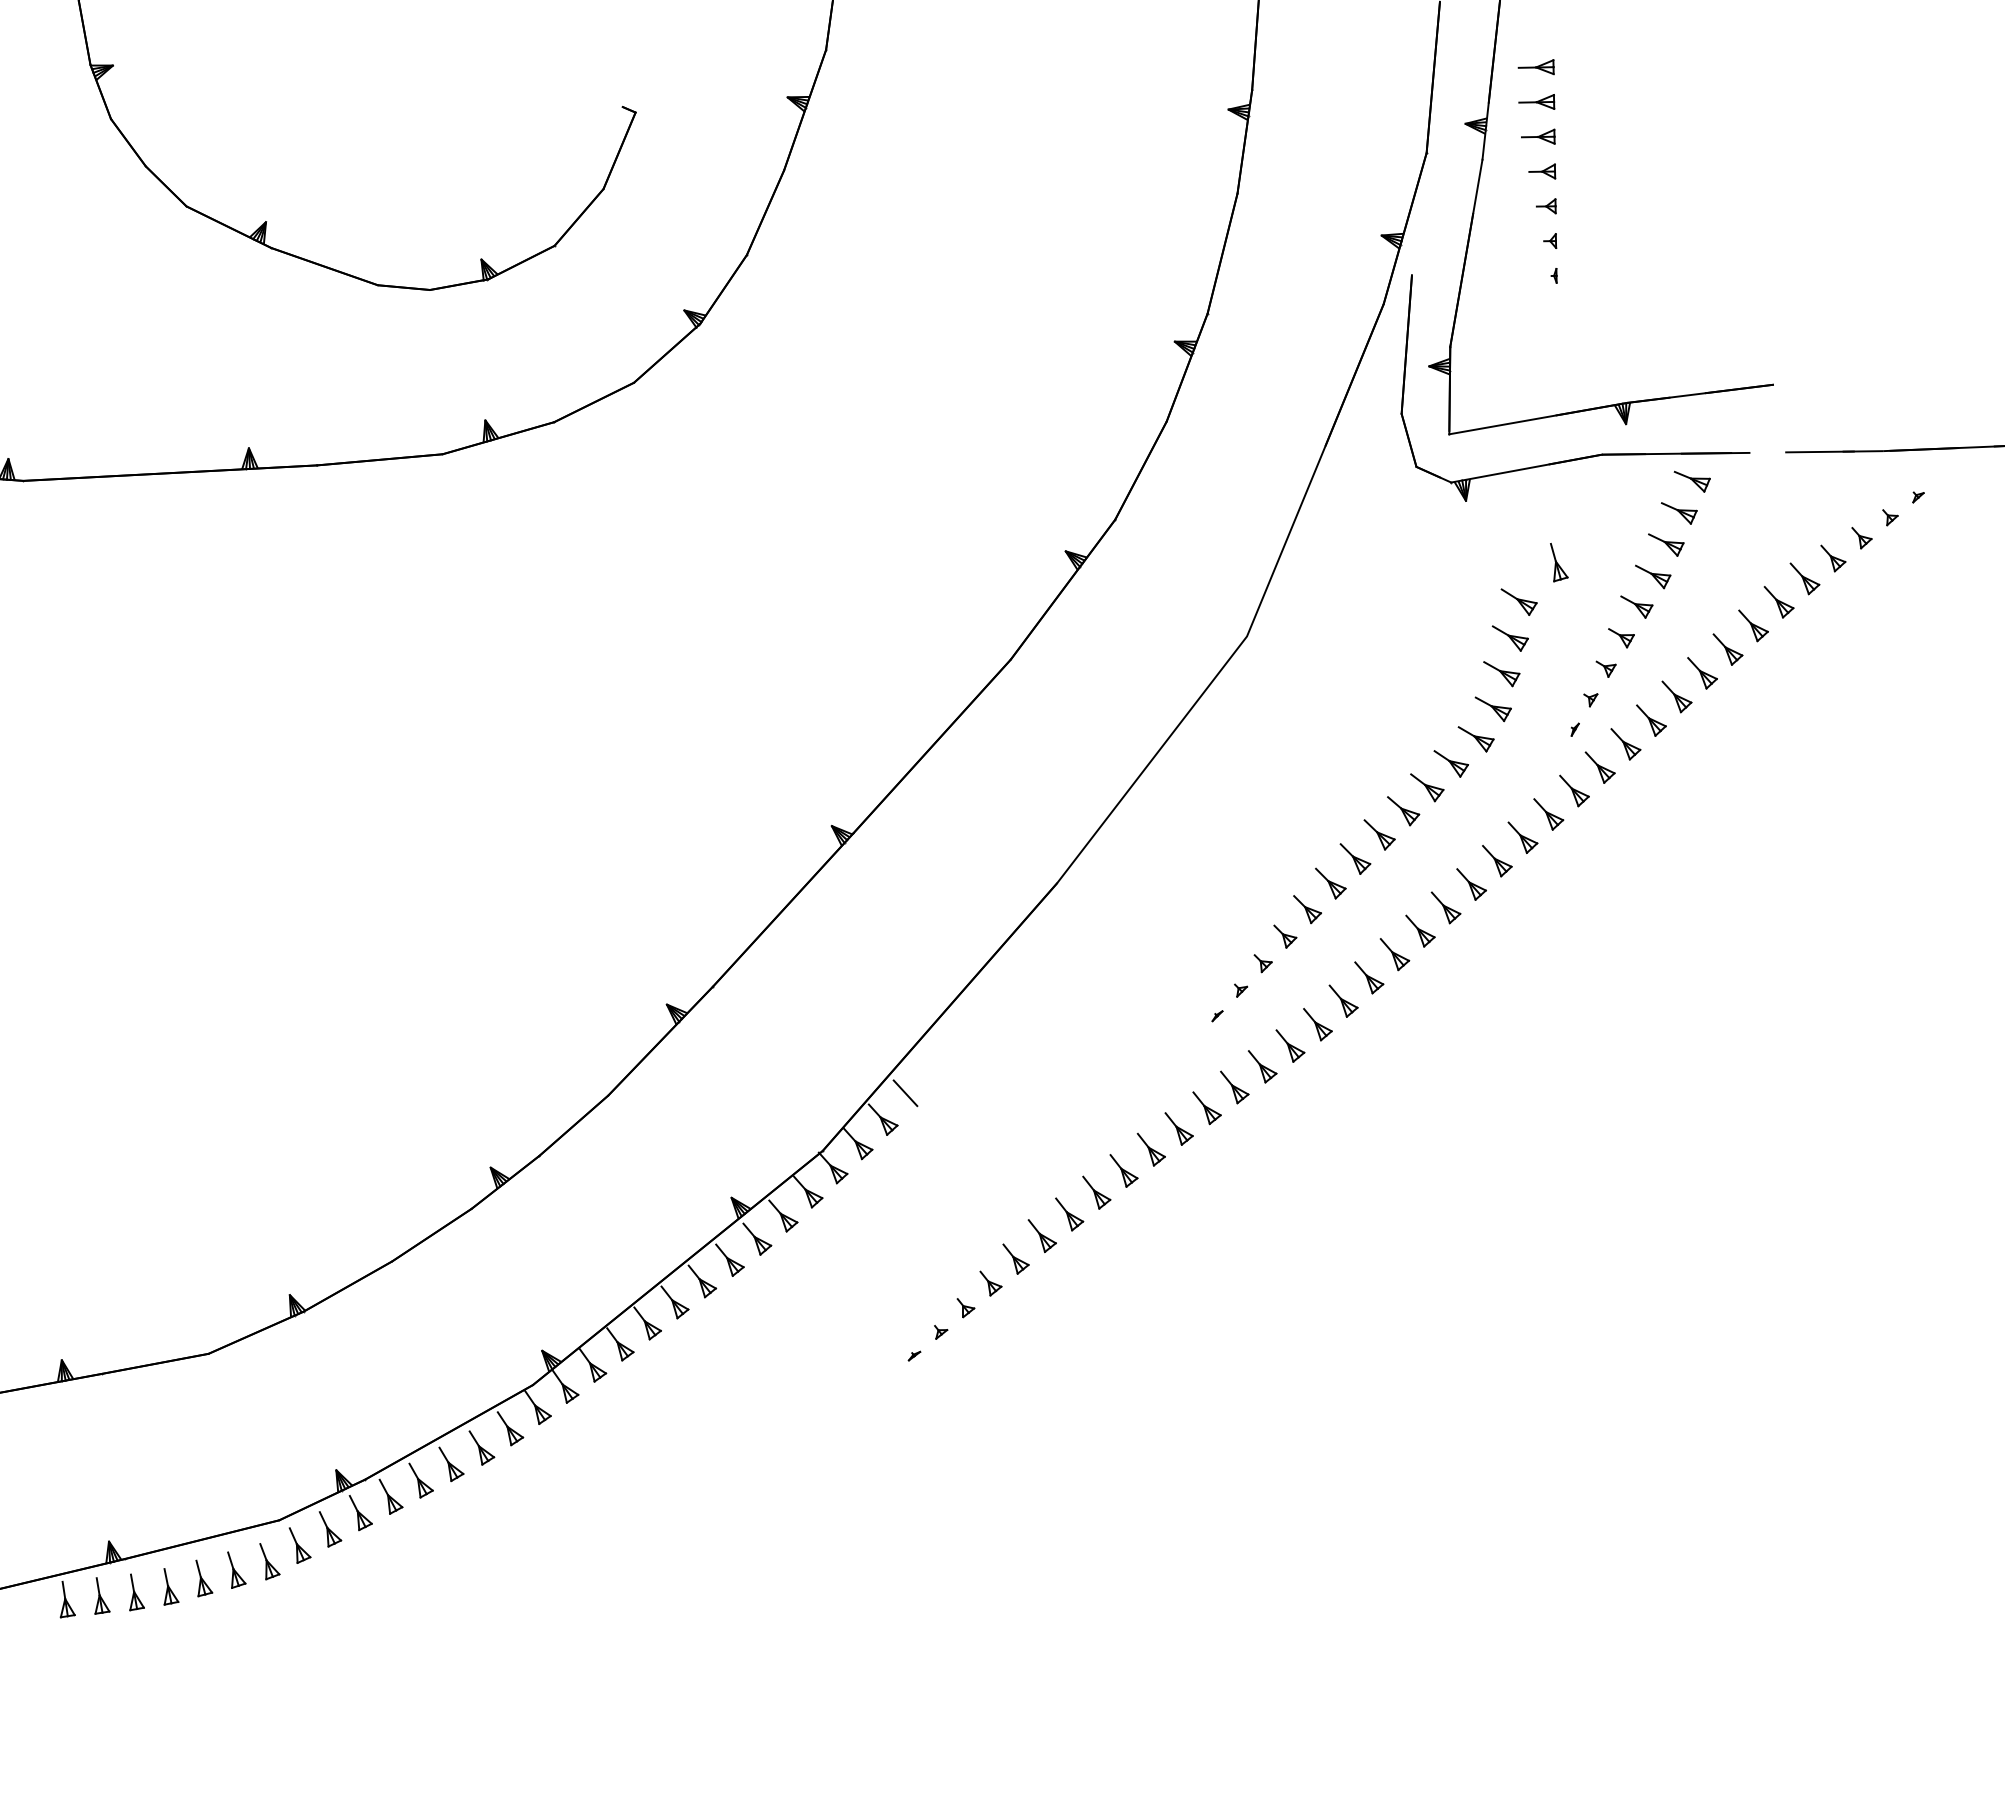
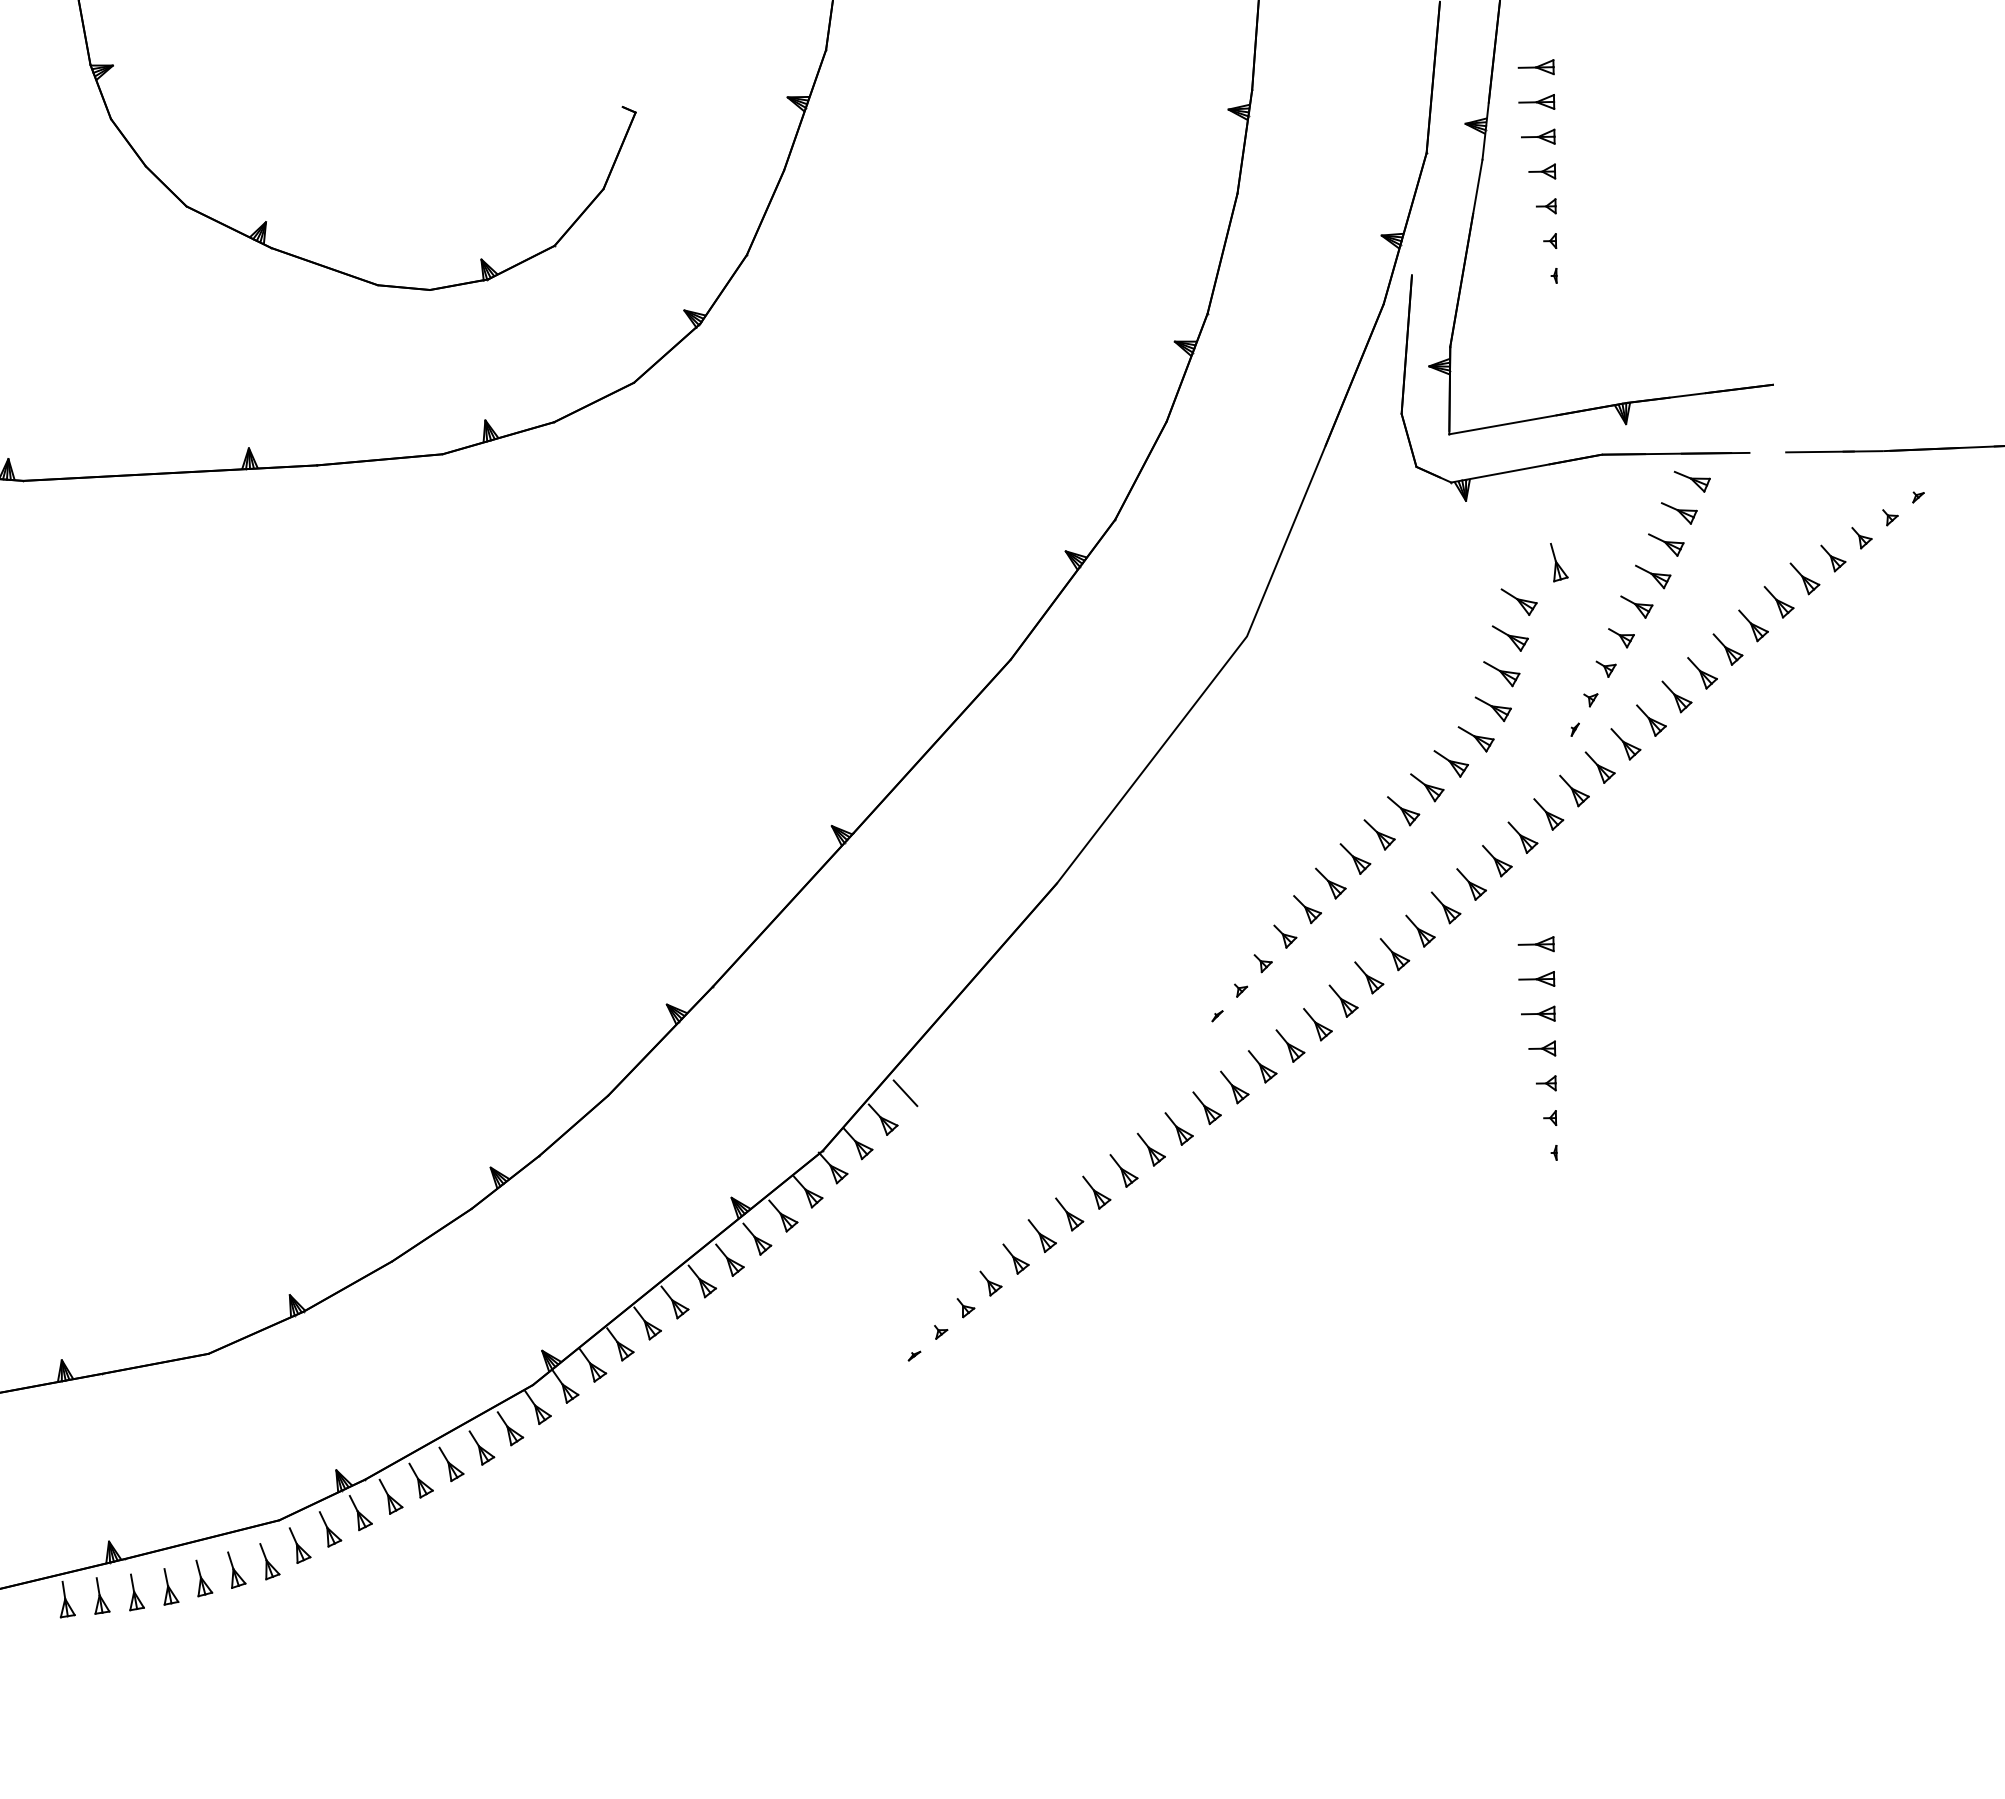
part: none -> present (1537, 1048)
